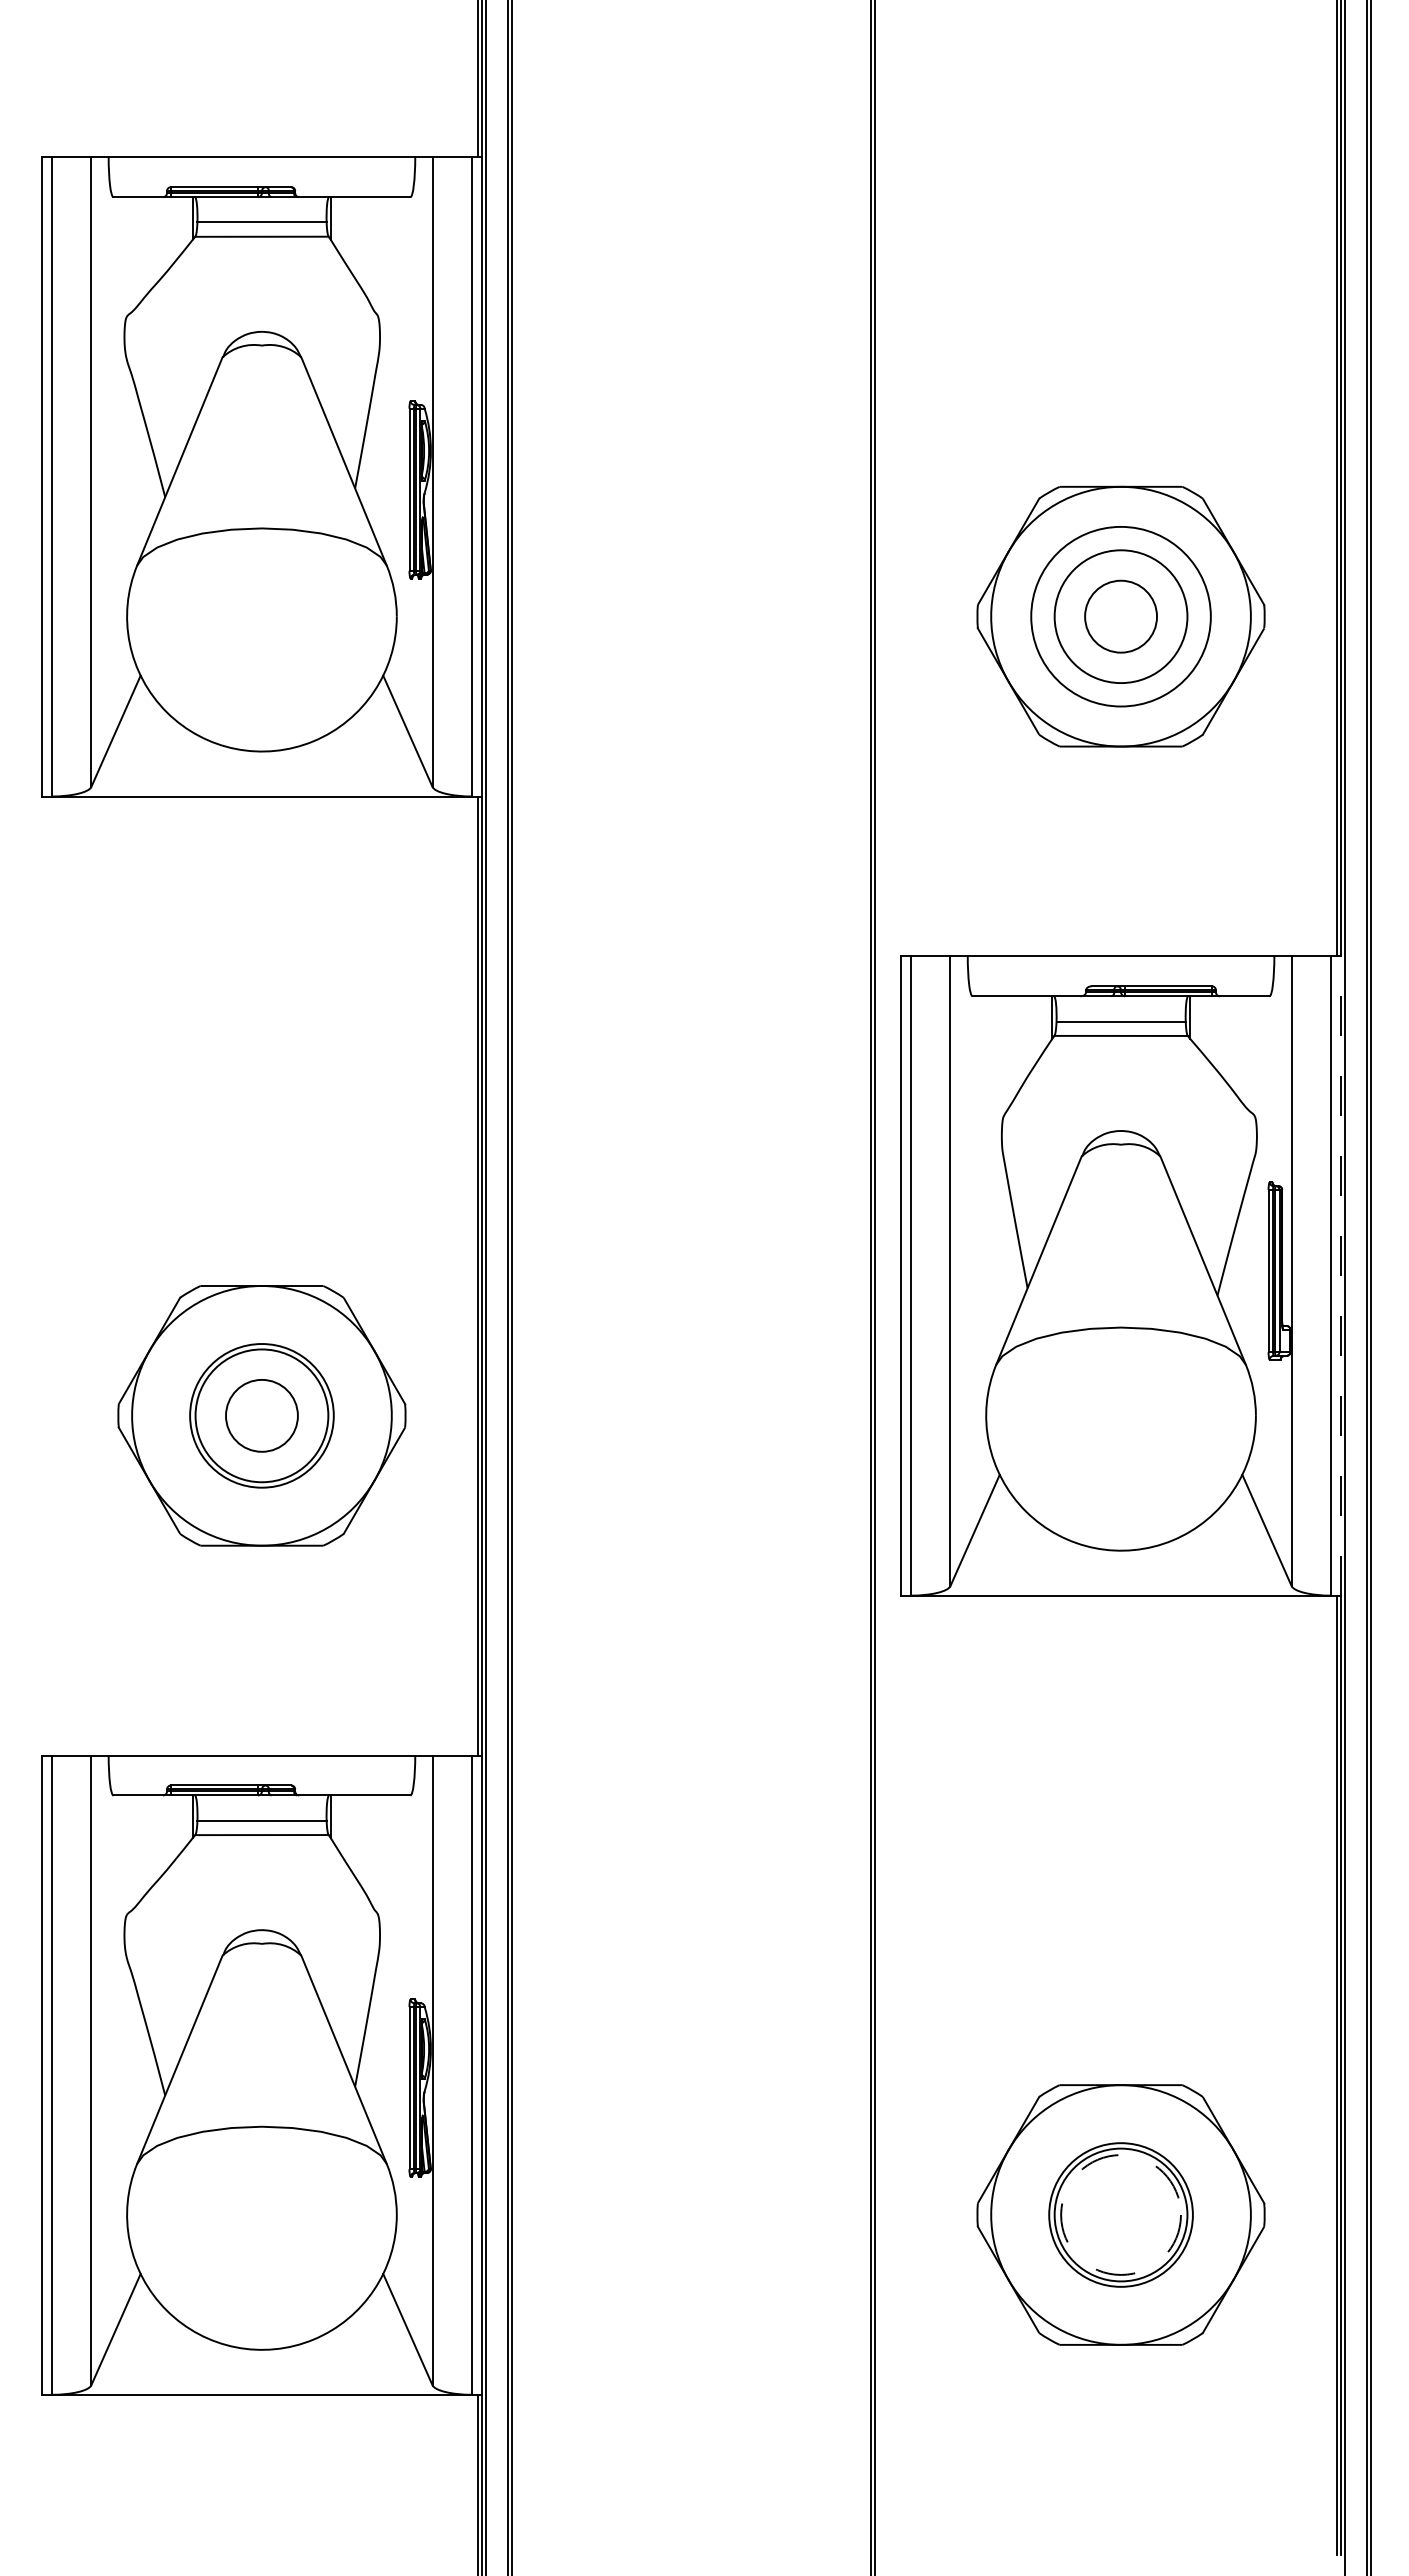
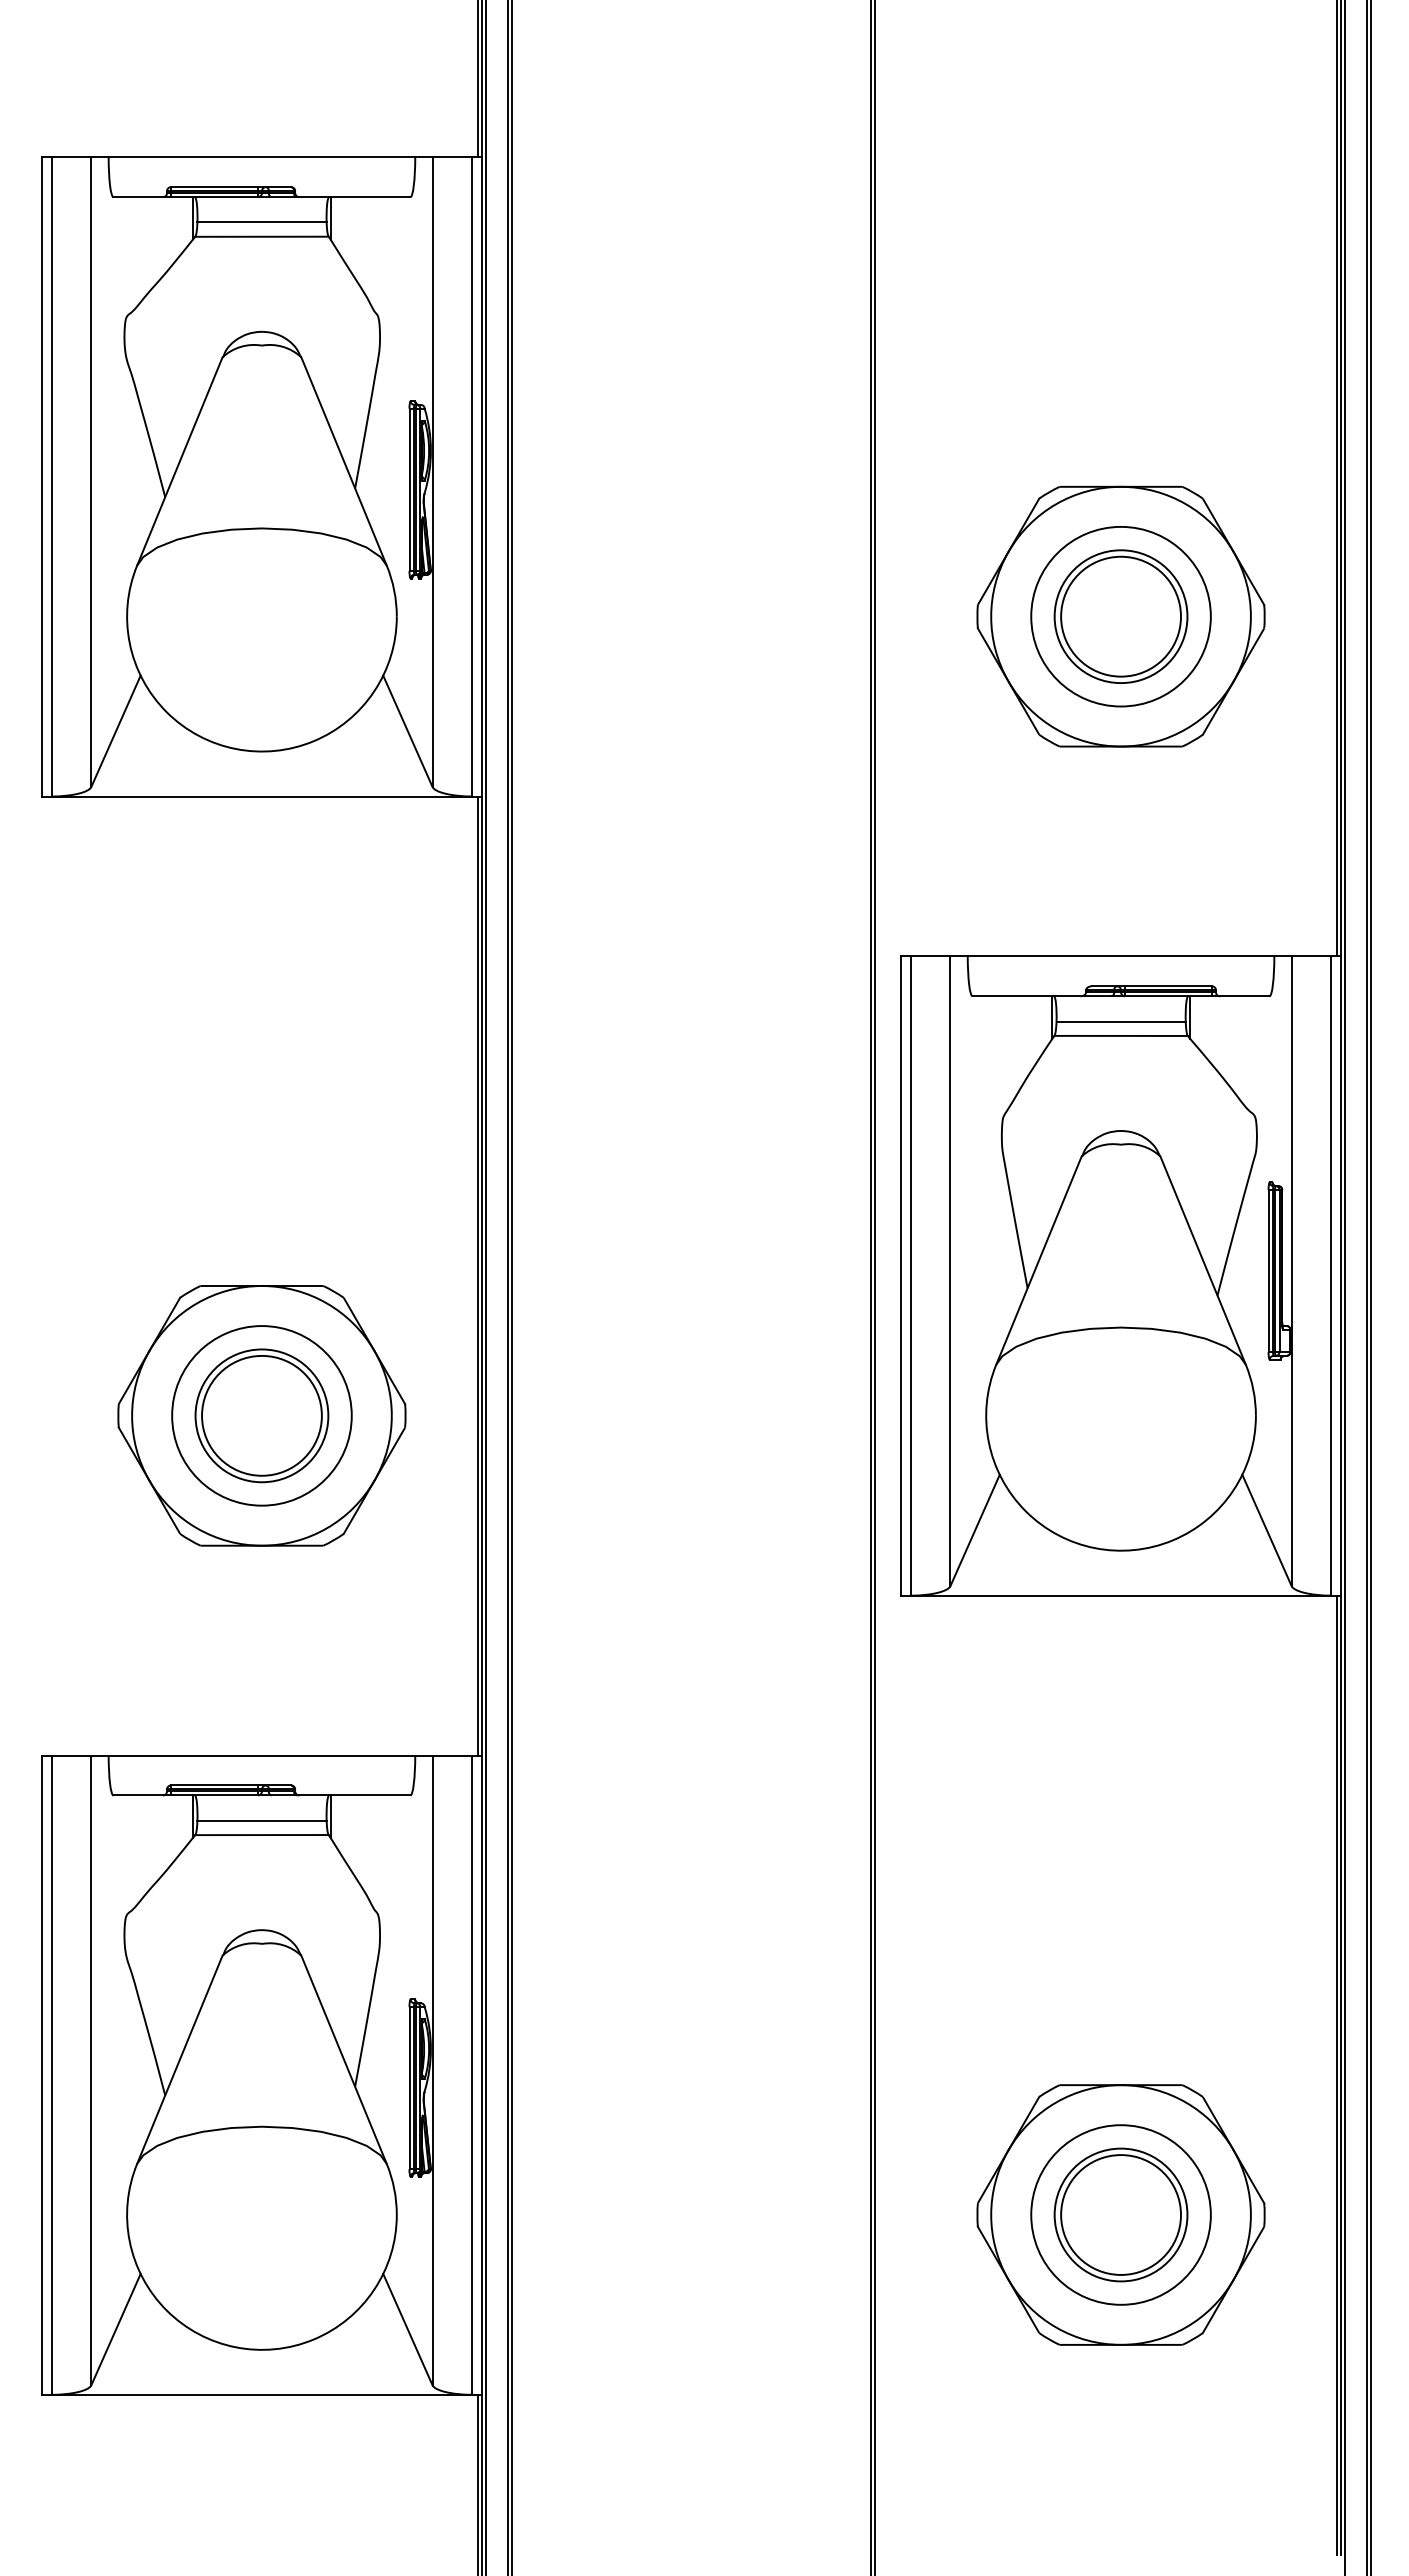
circle diameter: 72 px -> 120 px (1120, 616)
line: dashed -> solid (1340, 1276)
circle diameter: 144 px -> 180 px (261, 1415)
circle diameter: 72 px -> 120 px (261, 1415)
circle diameter: 144 px -> 180 px (1120, 2214)
circle: dashed -> solid (1120, 2214)
